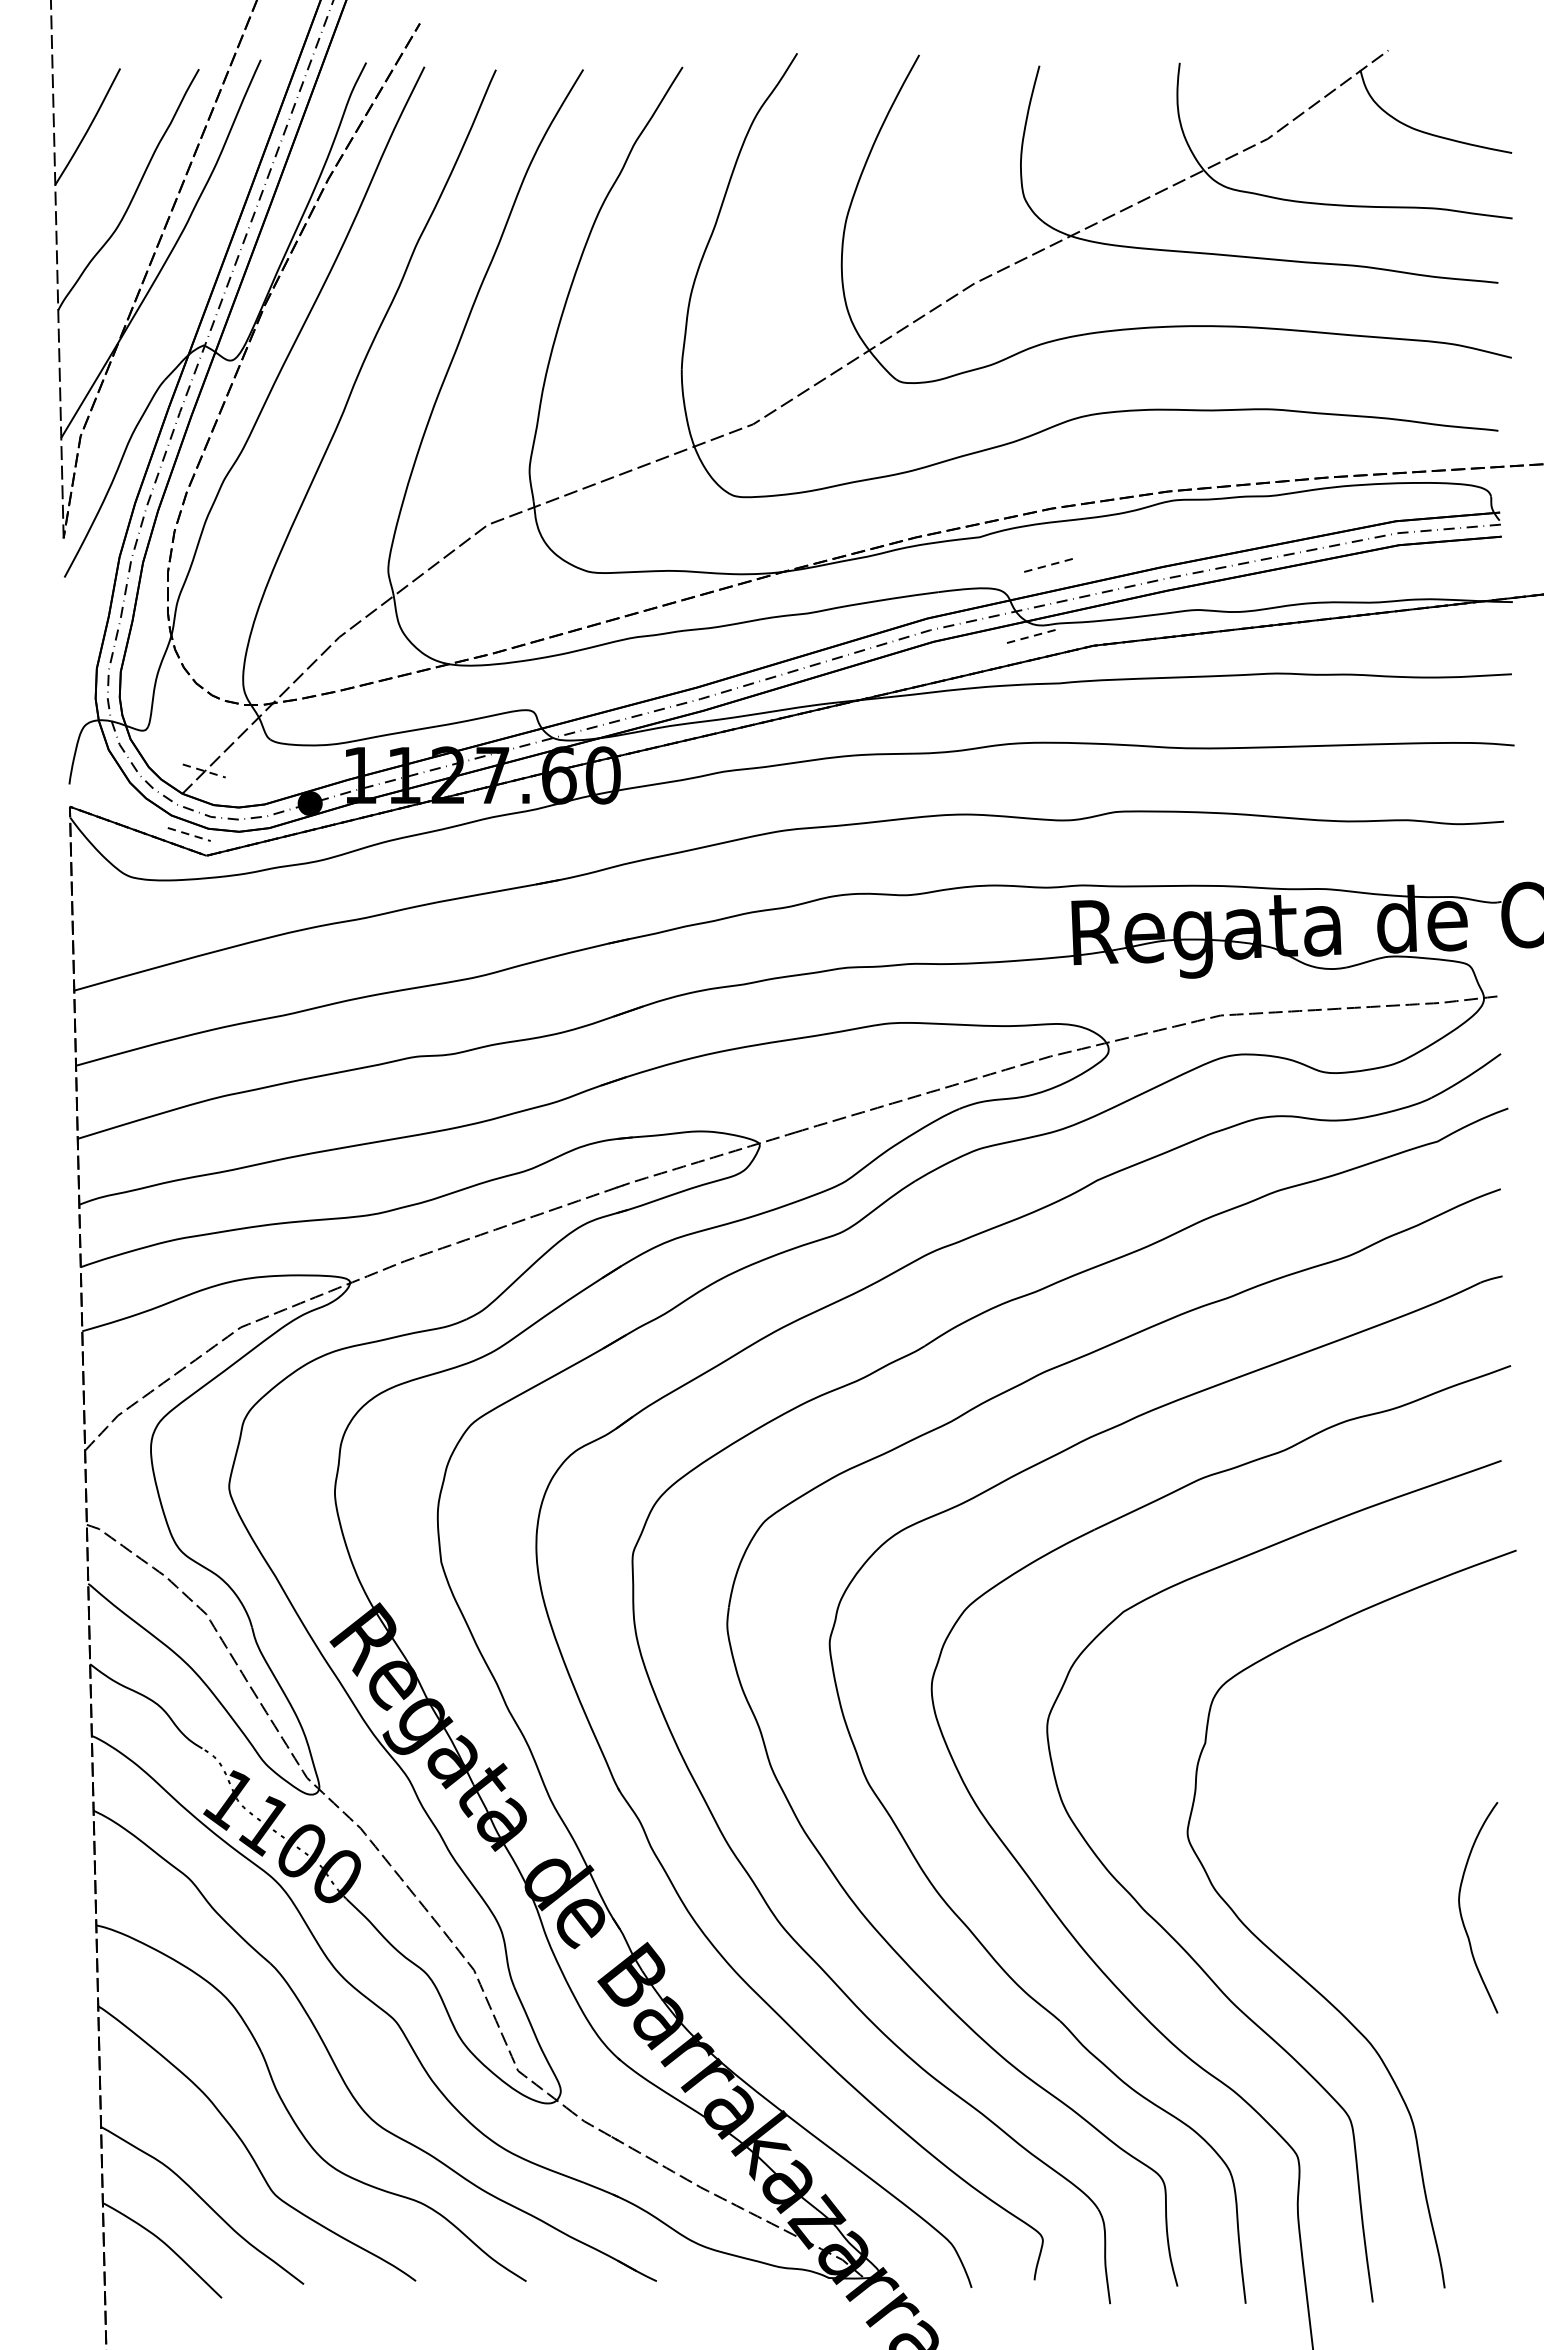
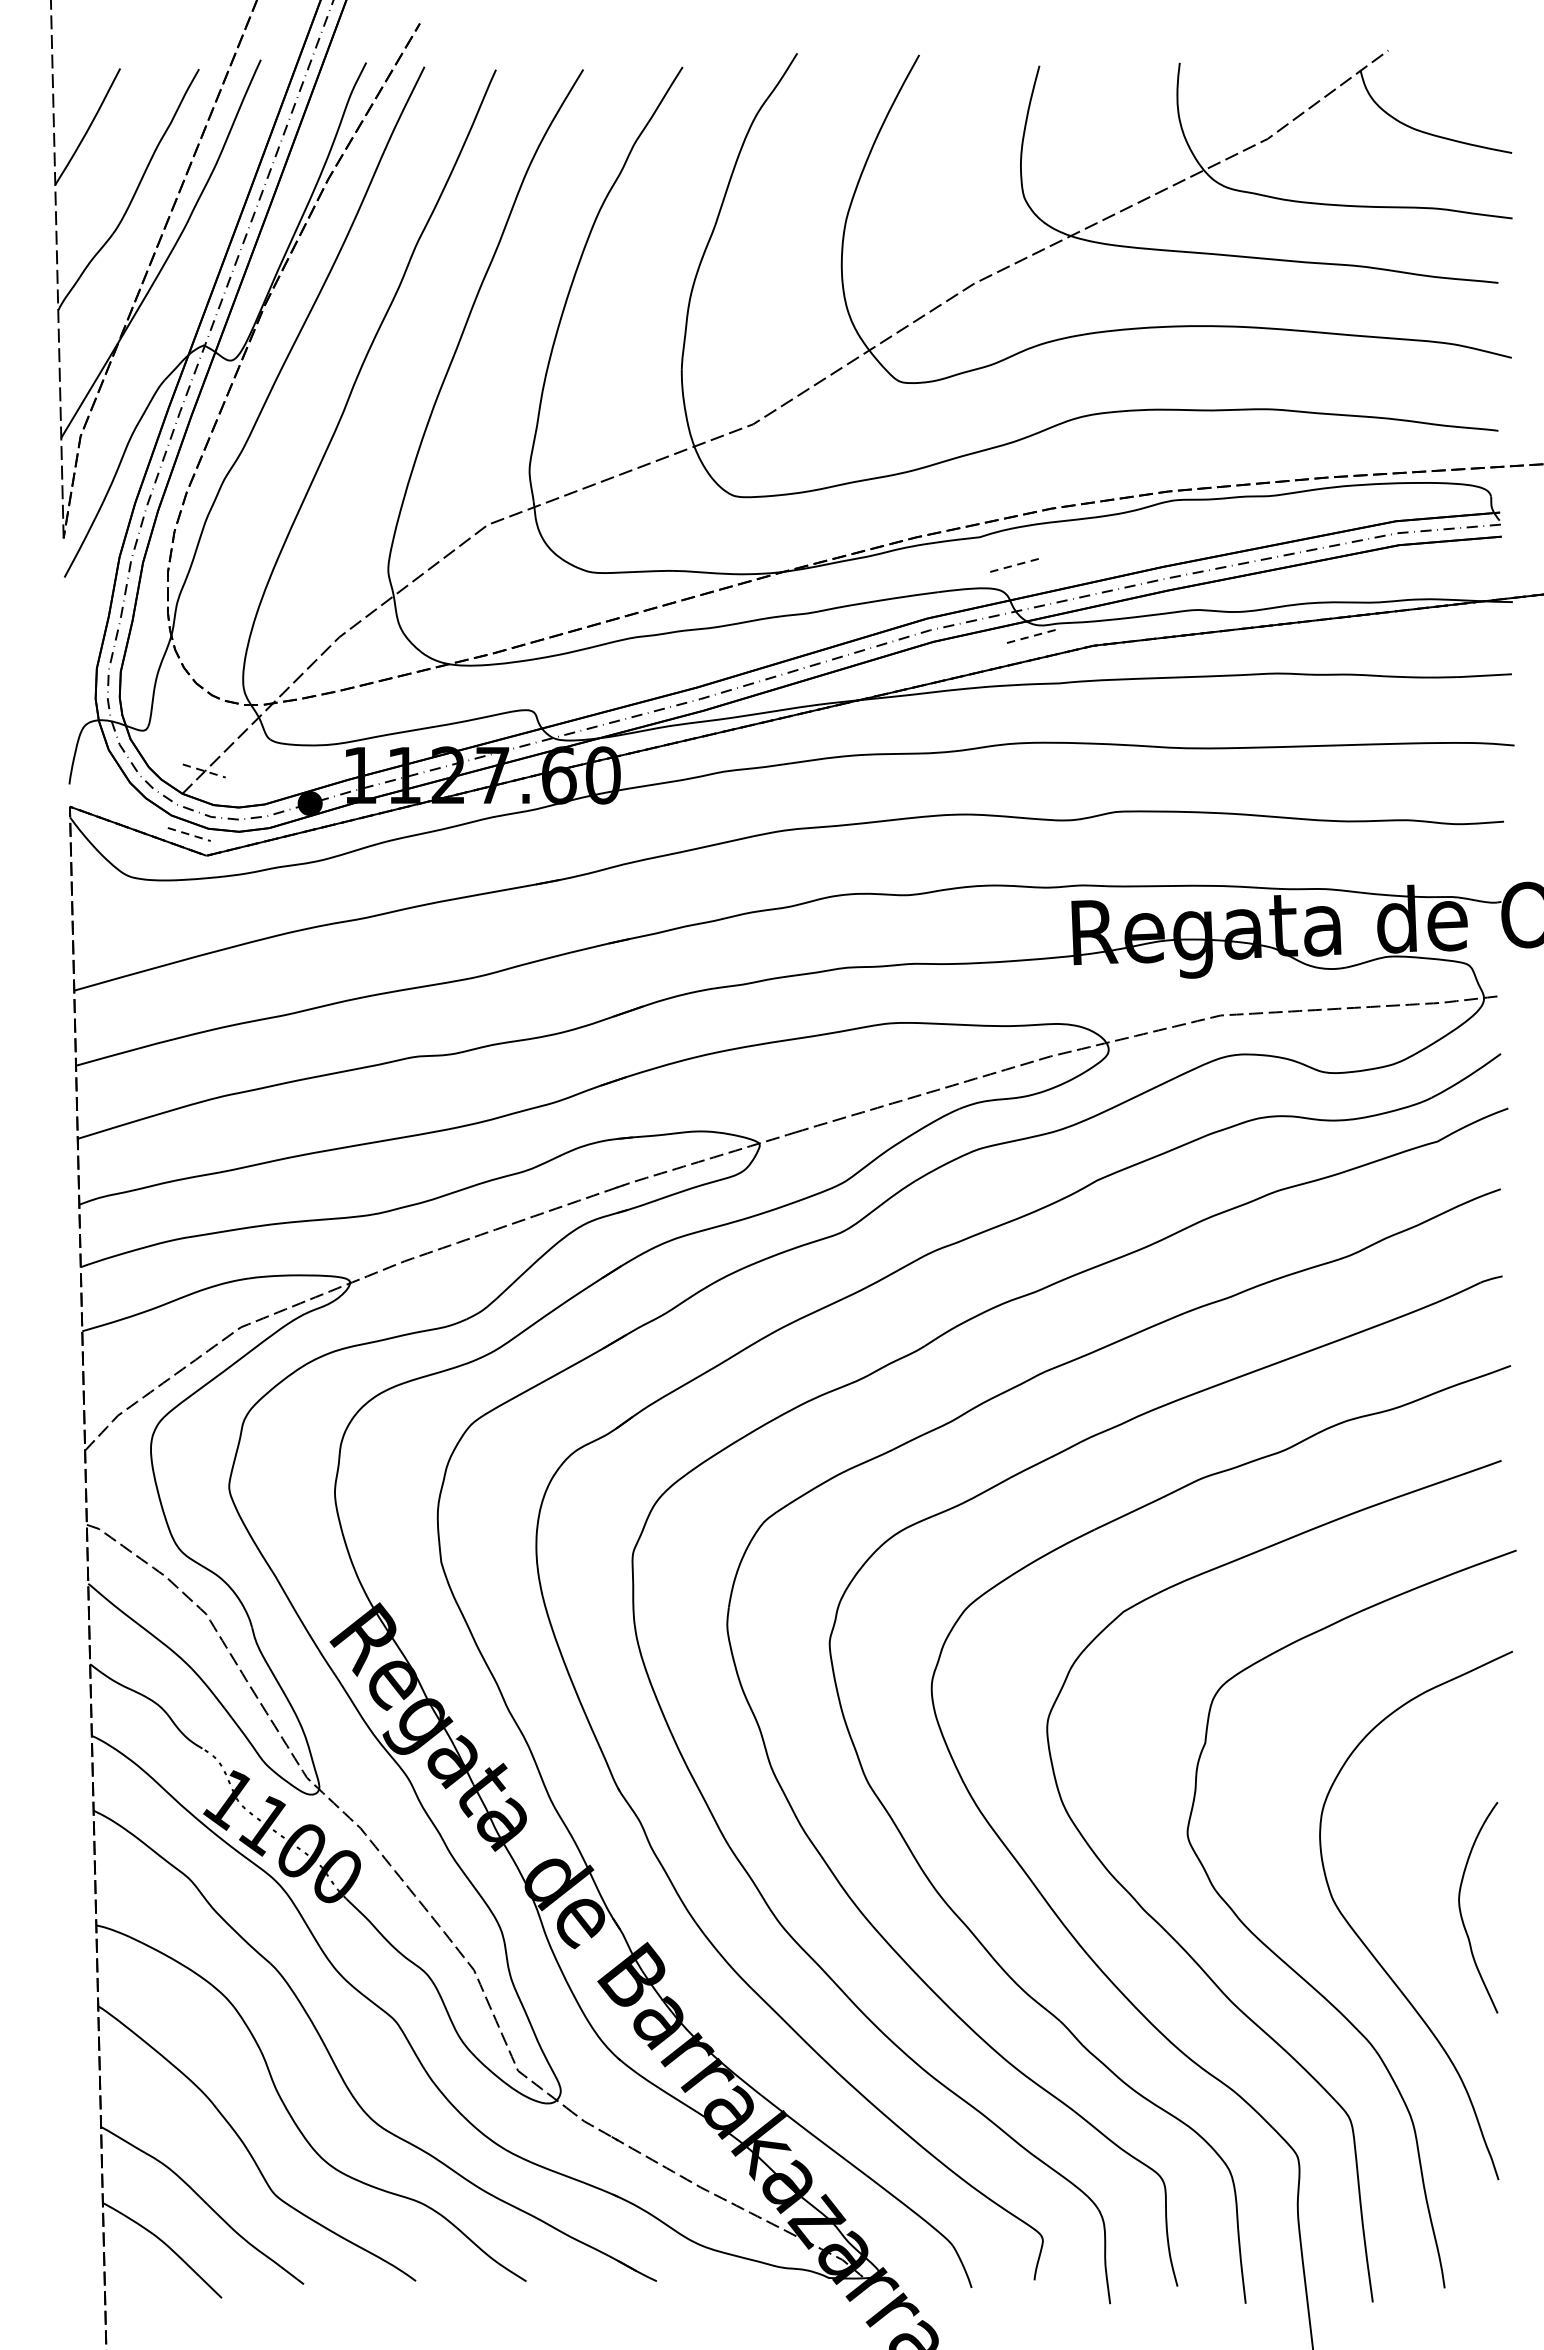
line position: (1045, 565) -> (1011, 565) (1011, 565)
curve: none -> present (1370, 1950)
